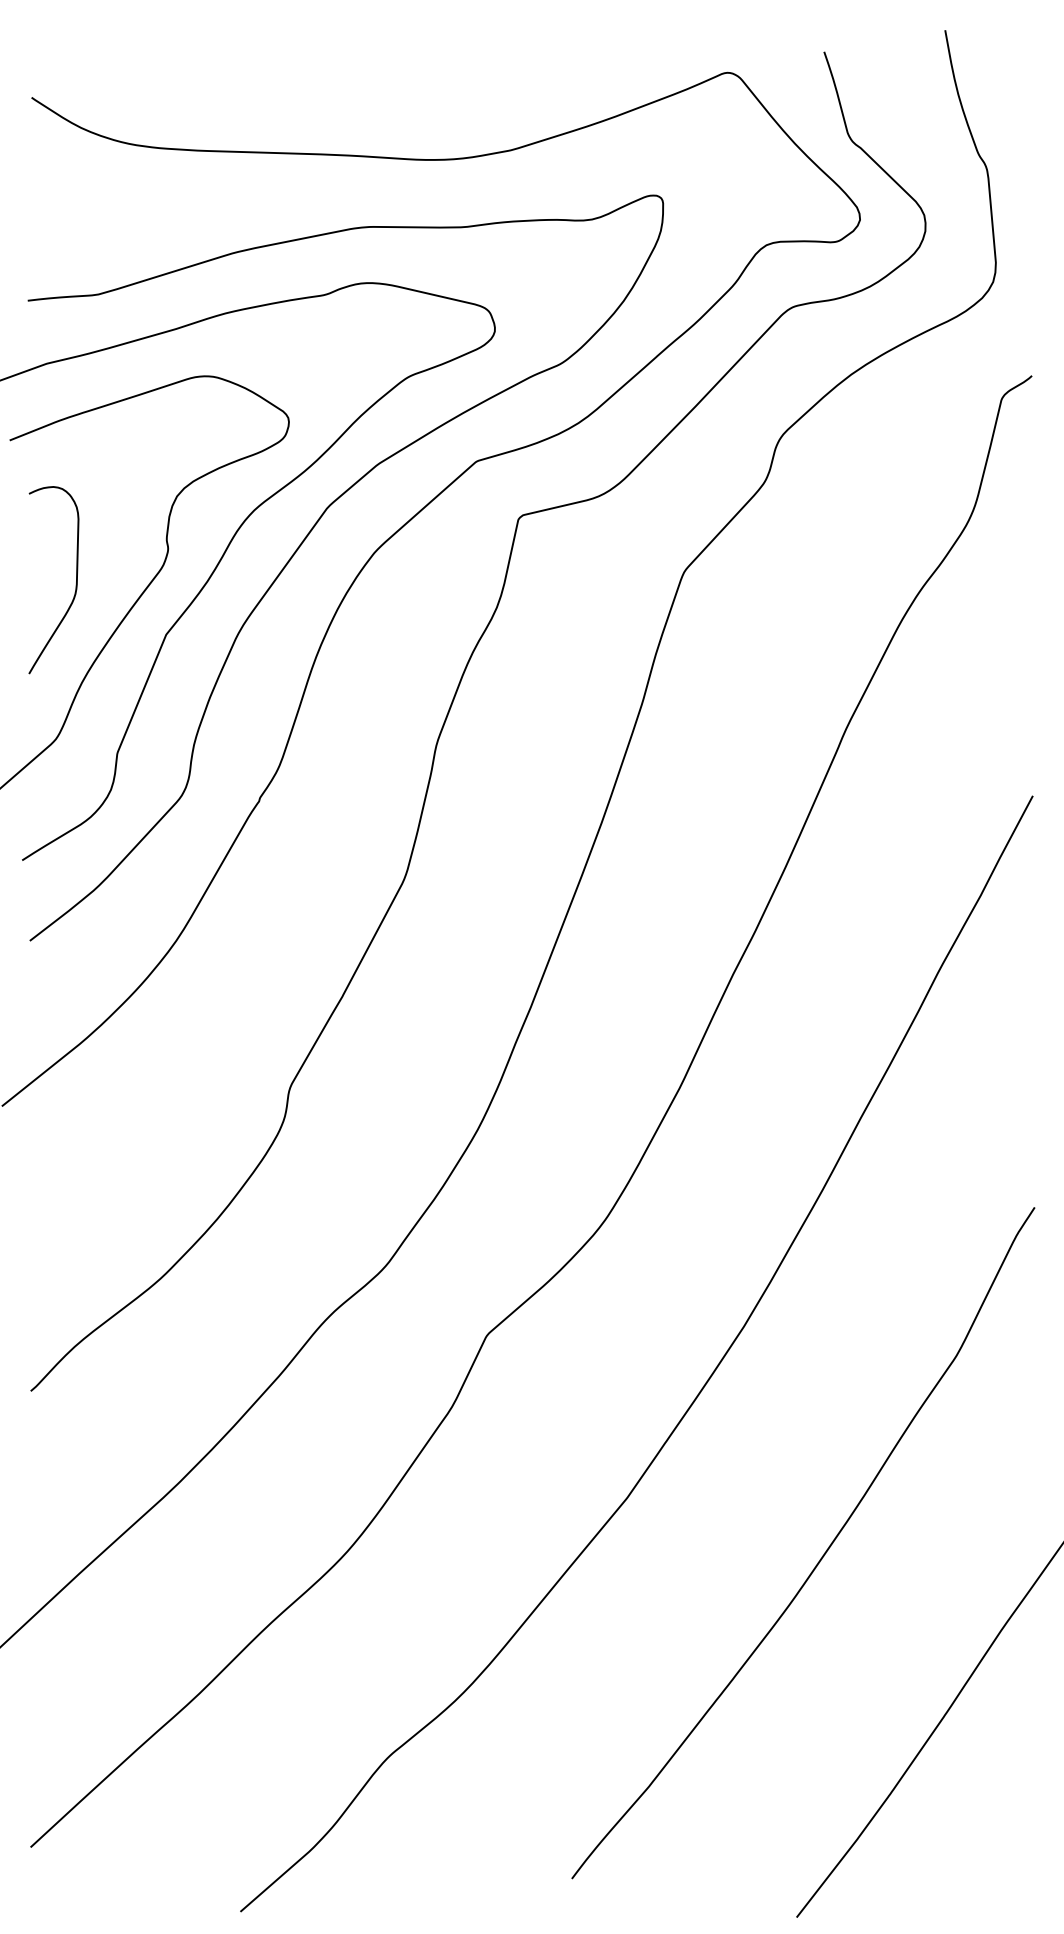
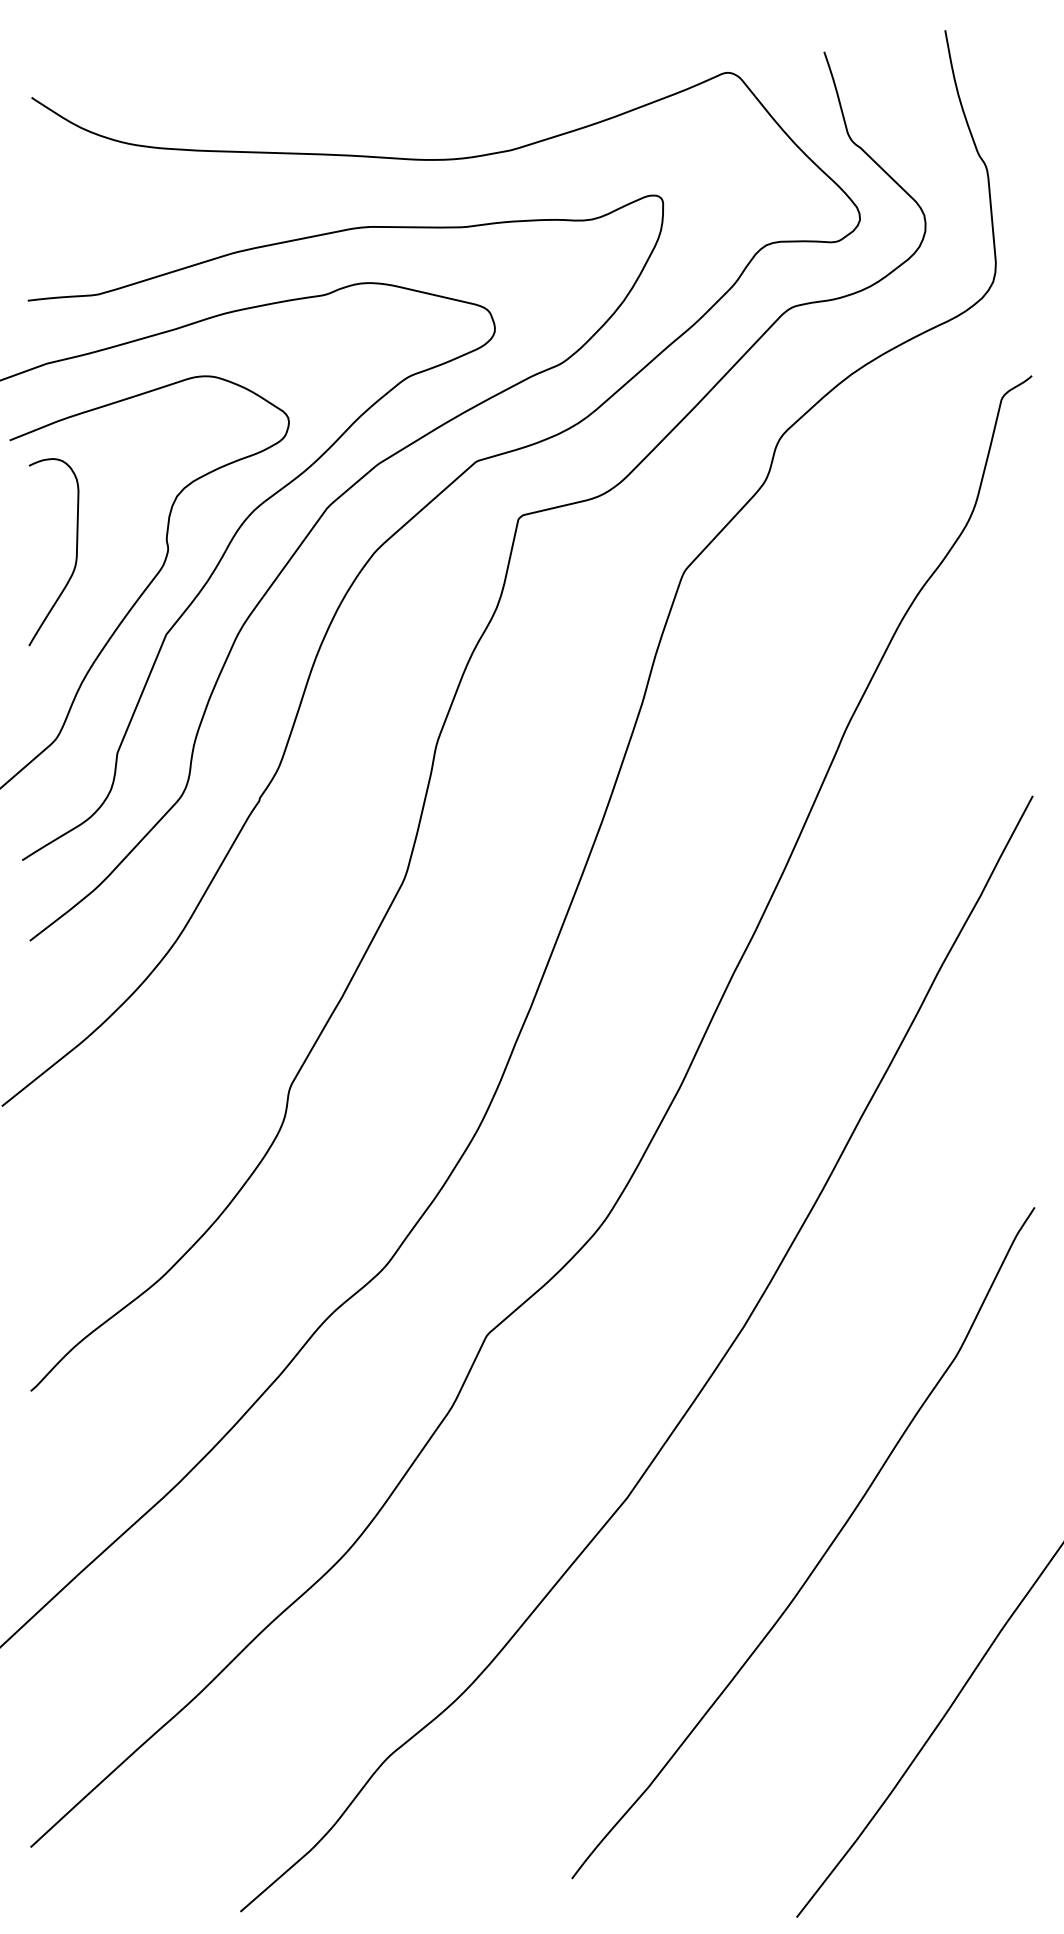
curve position: (75, 584) -> (75, 556) (75, 556)
